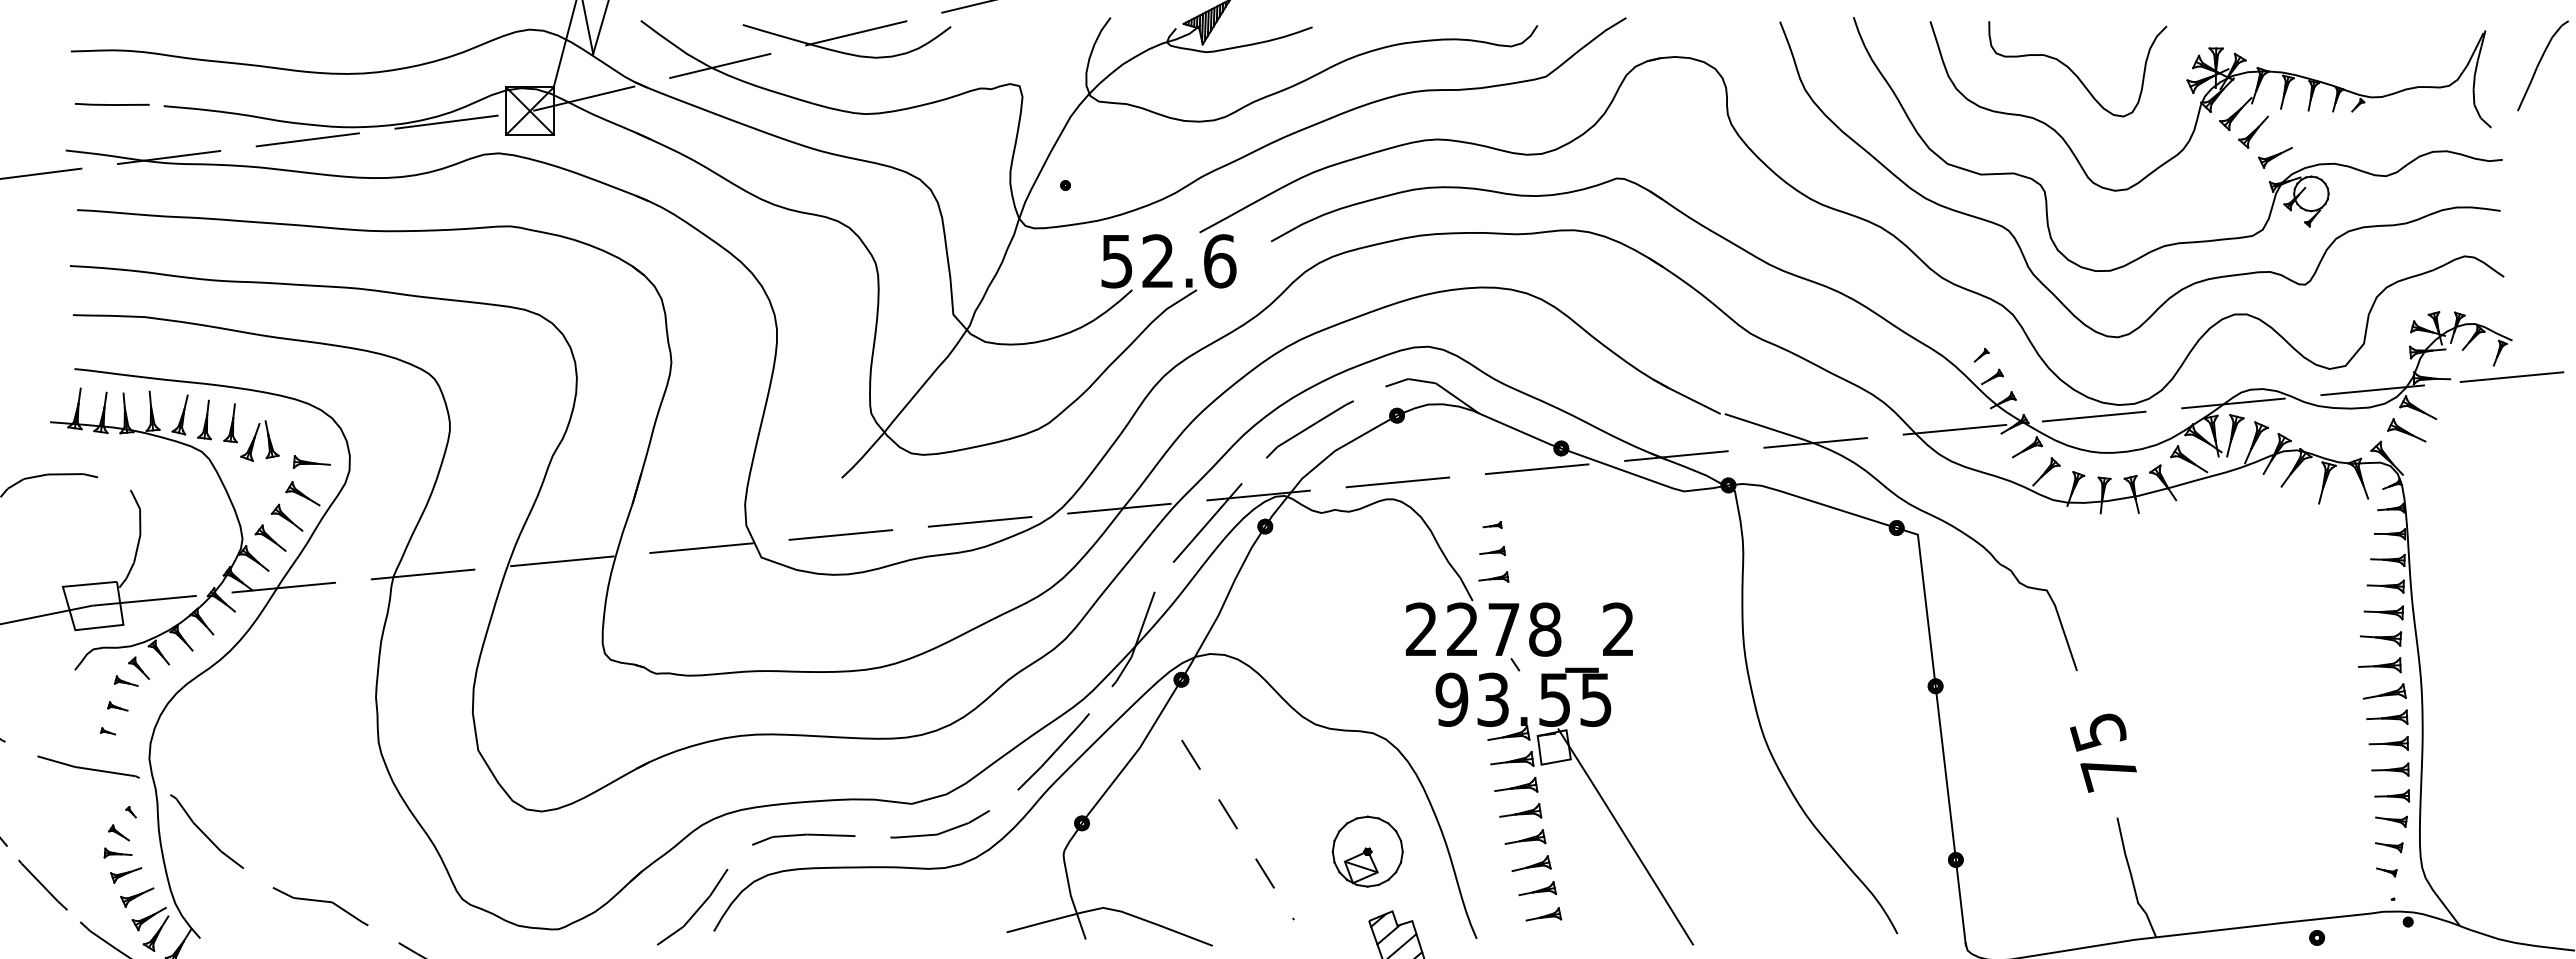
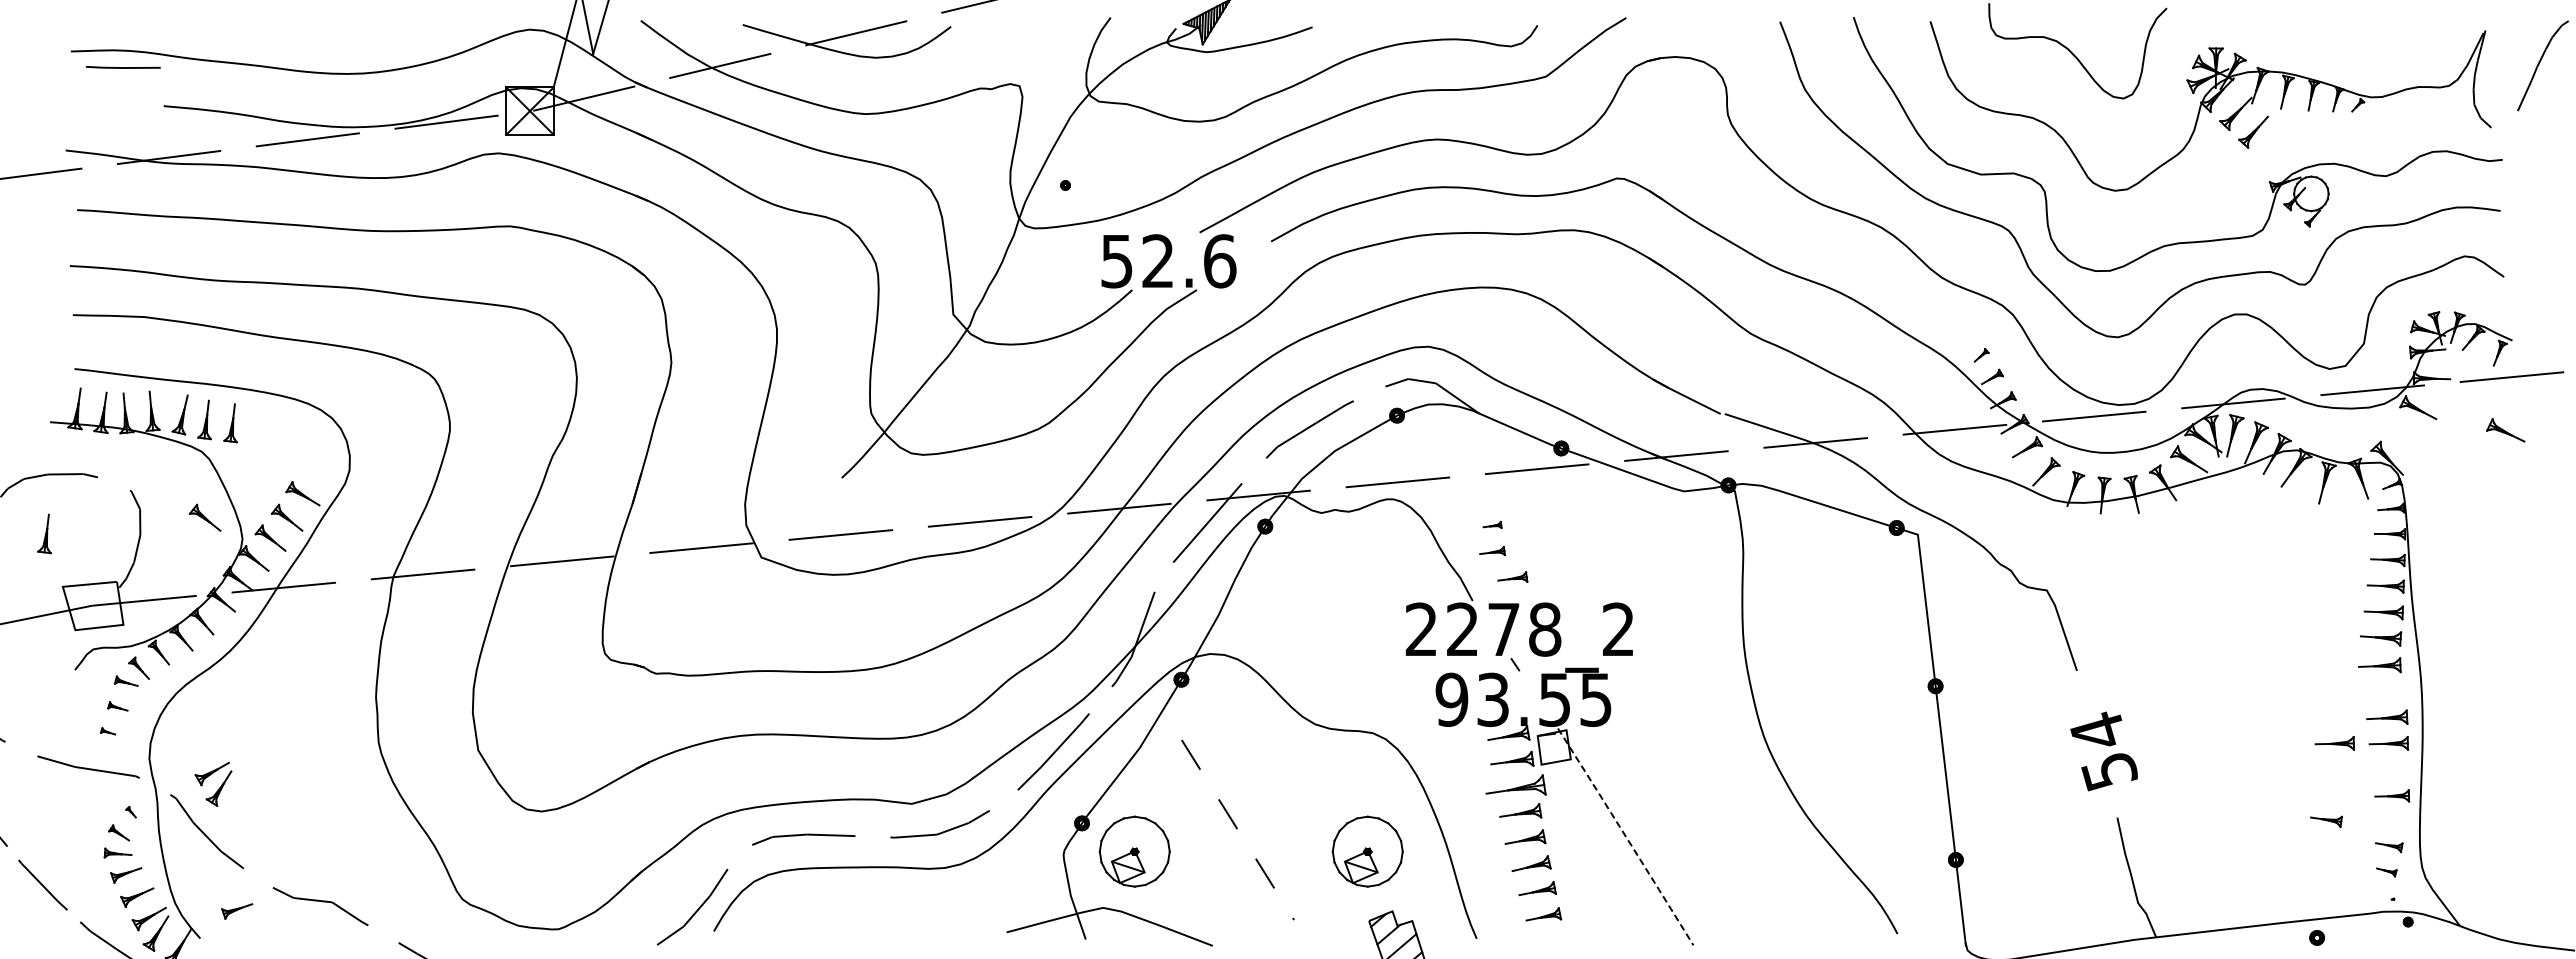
curve position: (2074, 72) -> (2074, 54) (2074, 54)
line position: (112, 104) -> (123, 67) (123, 67)
part: present -> none (2275, 157)
part position: (2406, 430) -> (2505, 430) (2505, 430)
part: present -> none (259, 440)
part: present -> none (311, 461)
part: none -> present (204, 517)
part: none -> present (44, 533)
part position: (1493, 576) -> (1512, 576) (1512, 576)
part: present -> none (2384, 691)
part: none -> present (2334, 743)
text: 75 -> 54 (2103, 751)
part: present -> none (2390, 769)
part size: 45x17 px -> 62x22 px (1515, 784)
part: none -> present (218, 788)
part position: (2391, 821) -> (2326, 821) (2326, 821)
line: solid -> dashed (1626, 837)
part: none -> present (1134, 851)
part: none -> present (237, 911)
